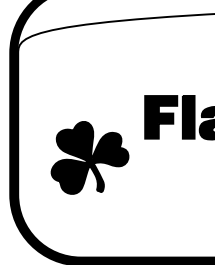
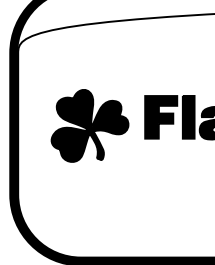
part position: (89, 157) -> (89, 125) (89, 125)
